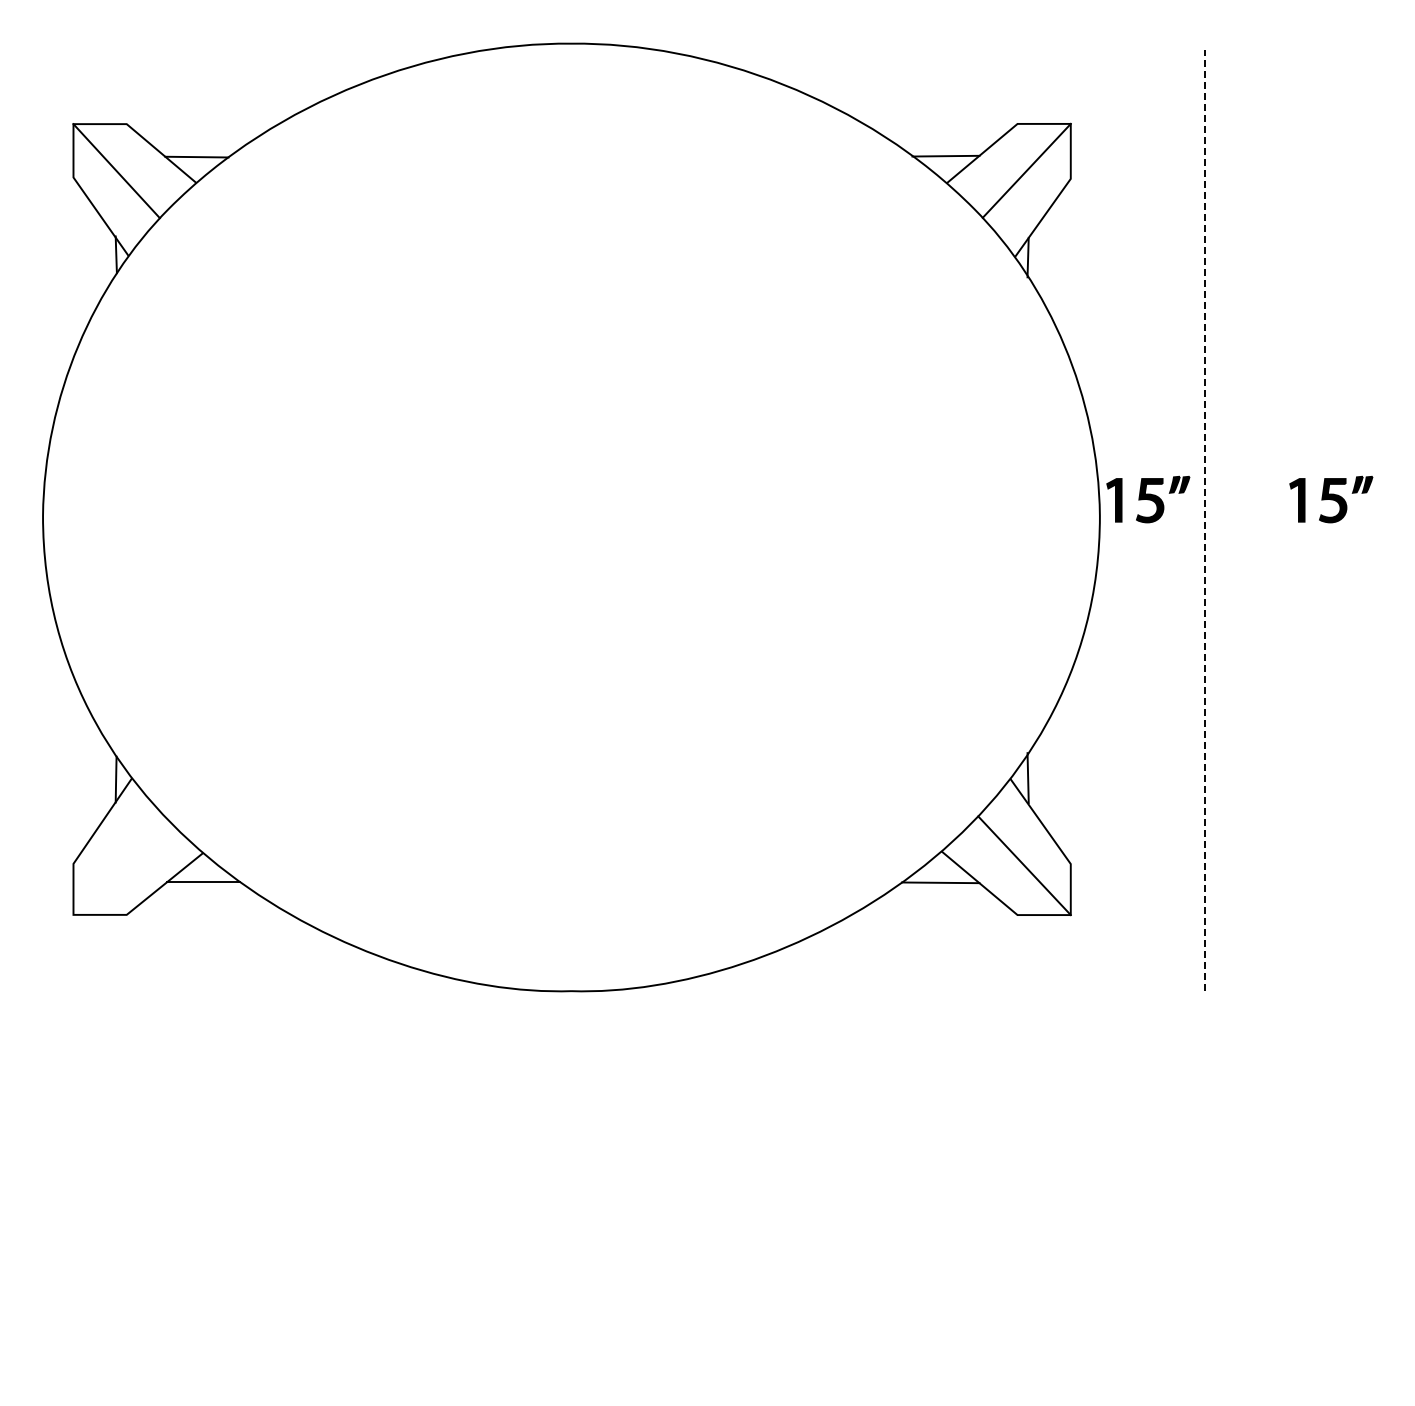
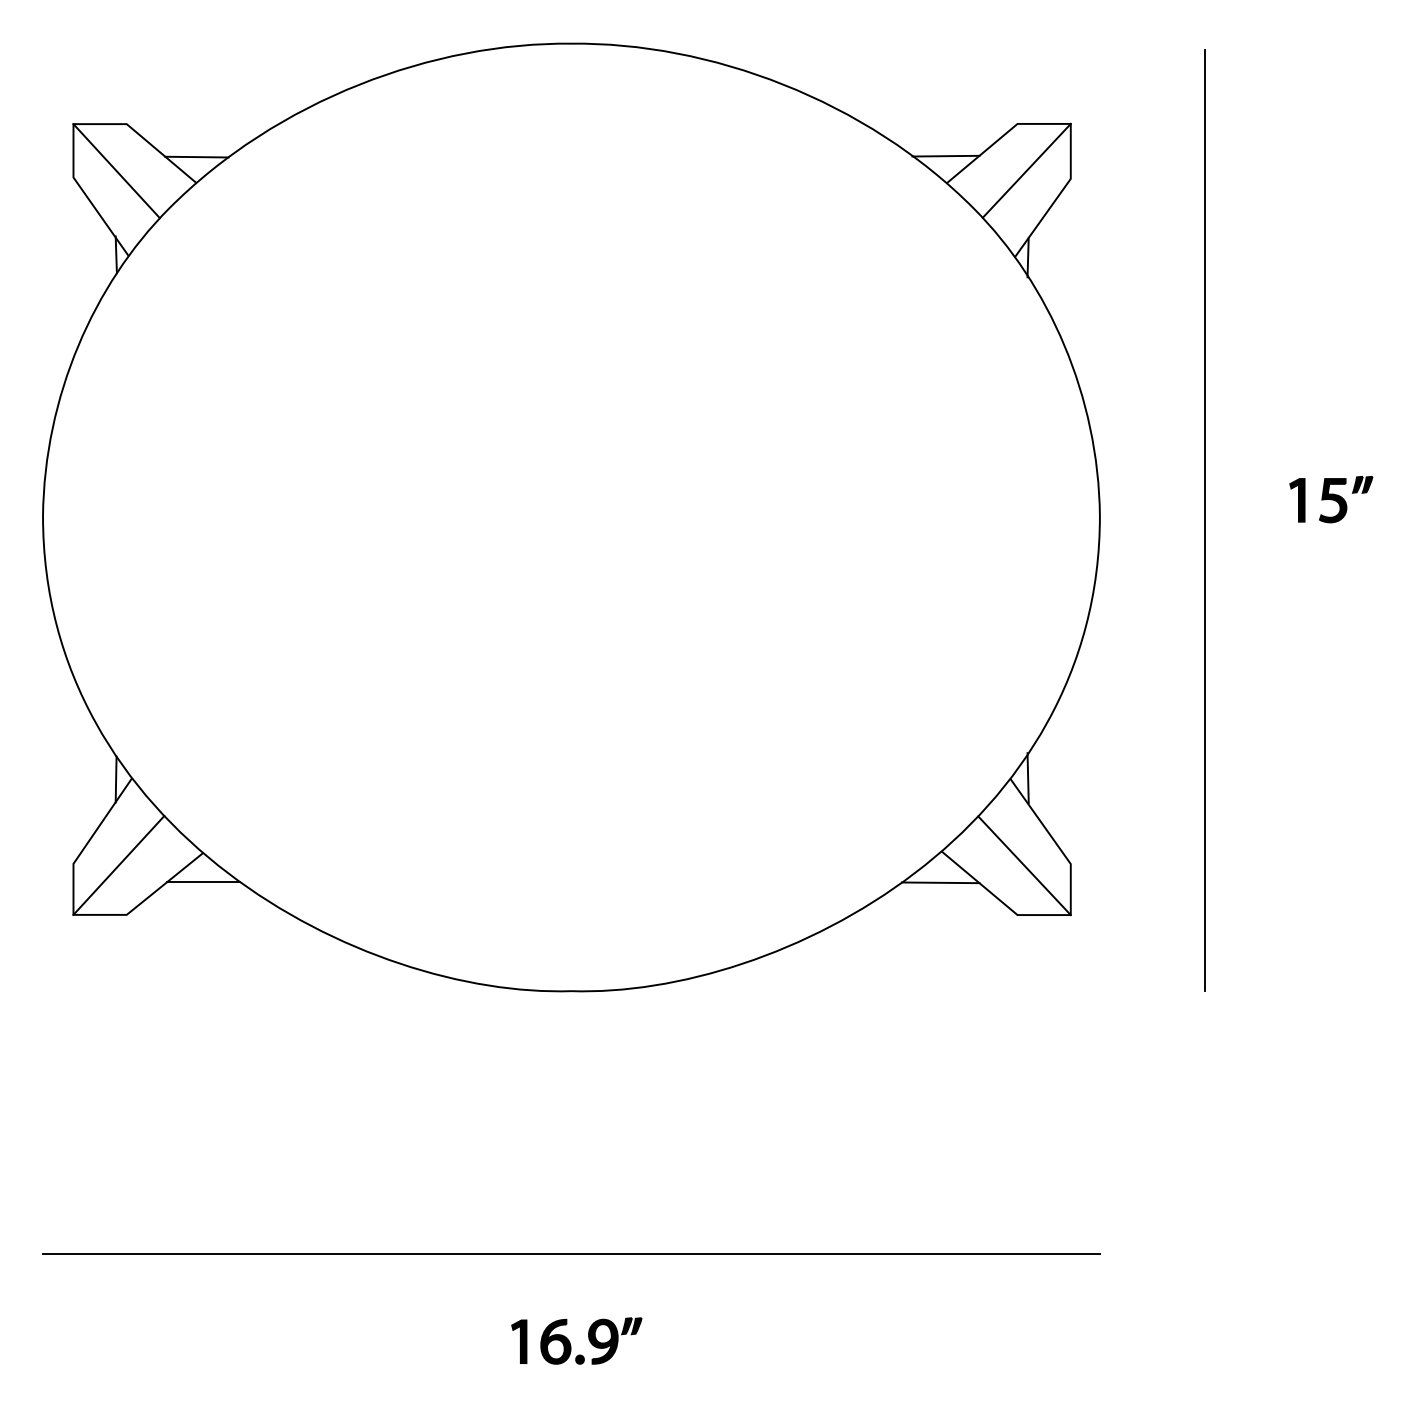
part: present -> none (1148, 499)
line: dashed -> solid (1204, 520)
line: none -> present (118, 865)
line: none -> present (571, 1254)
part: none -> present (570, 1342)
